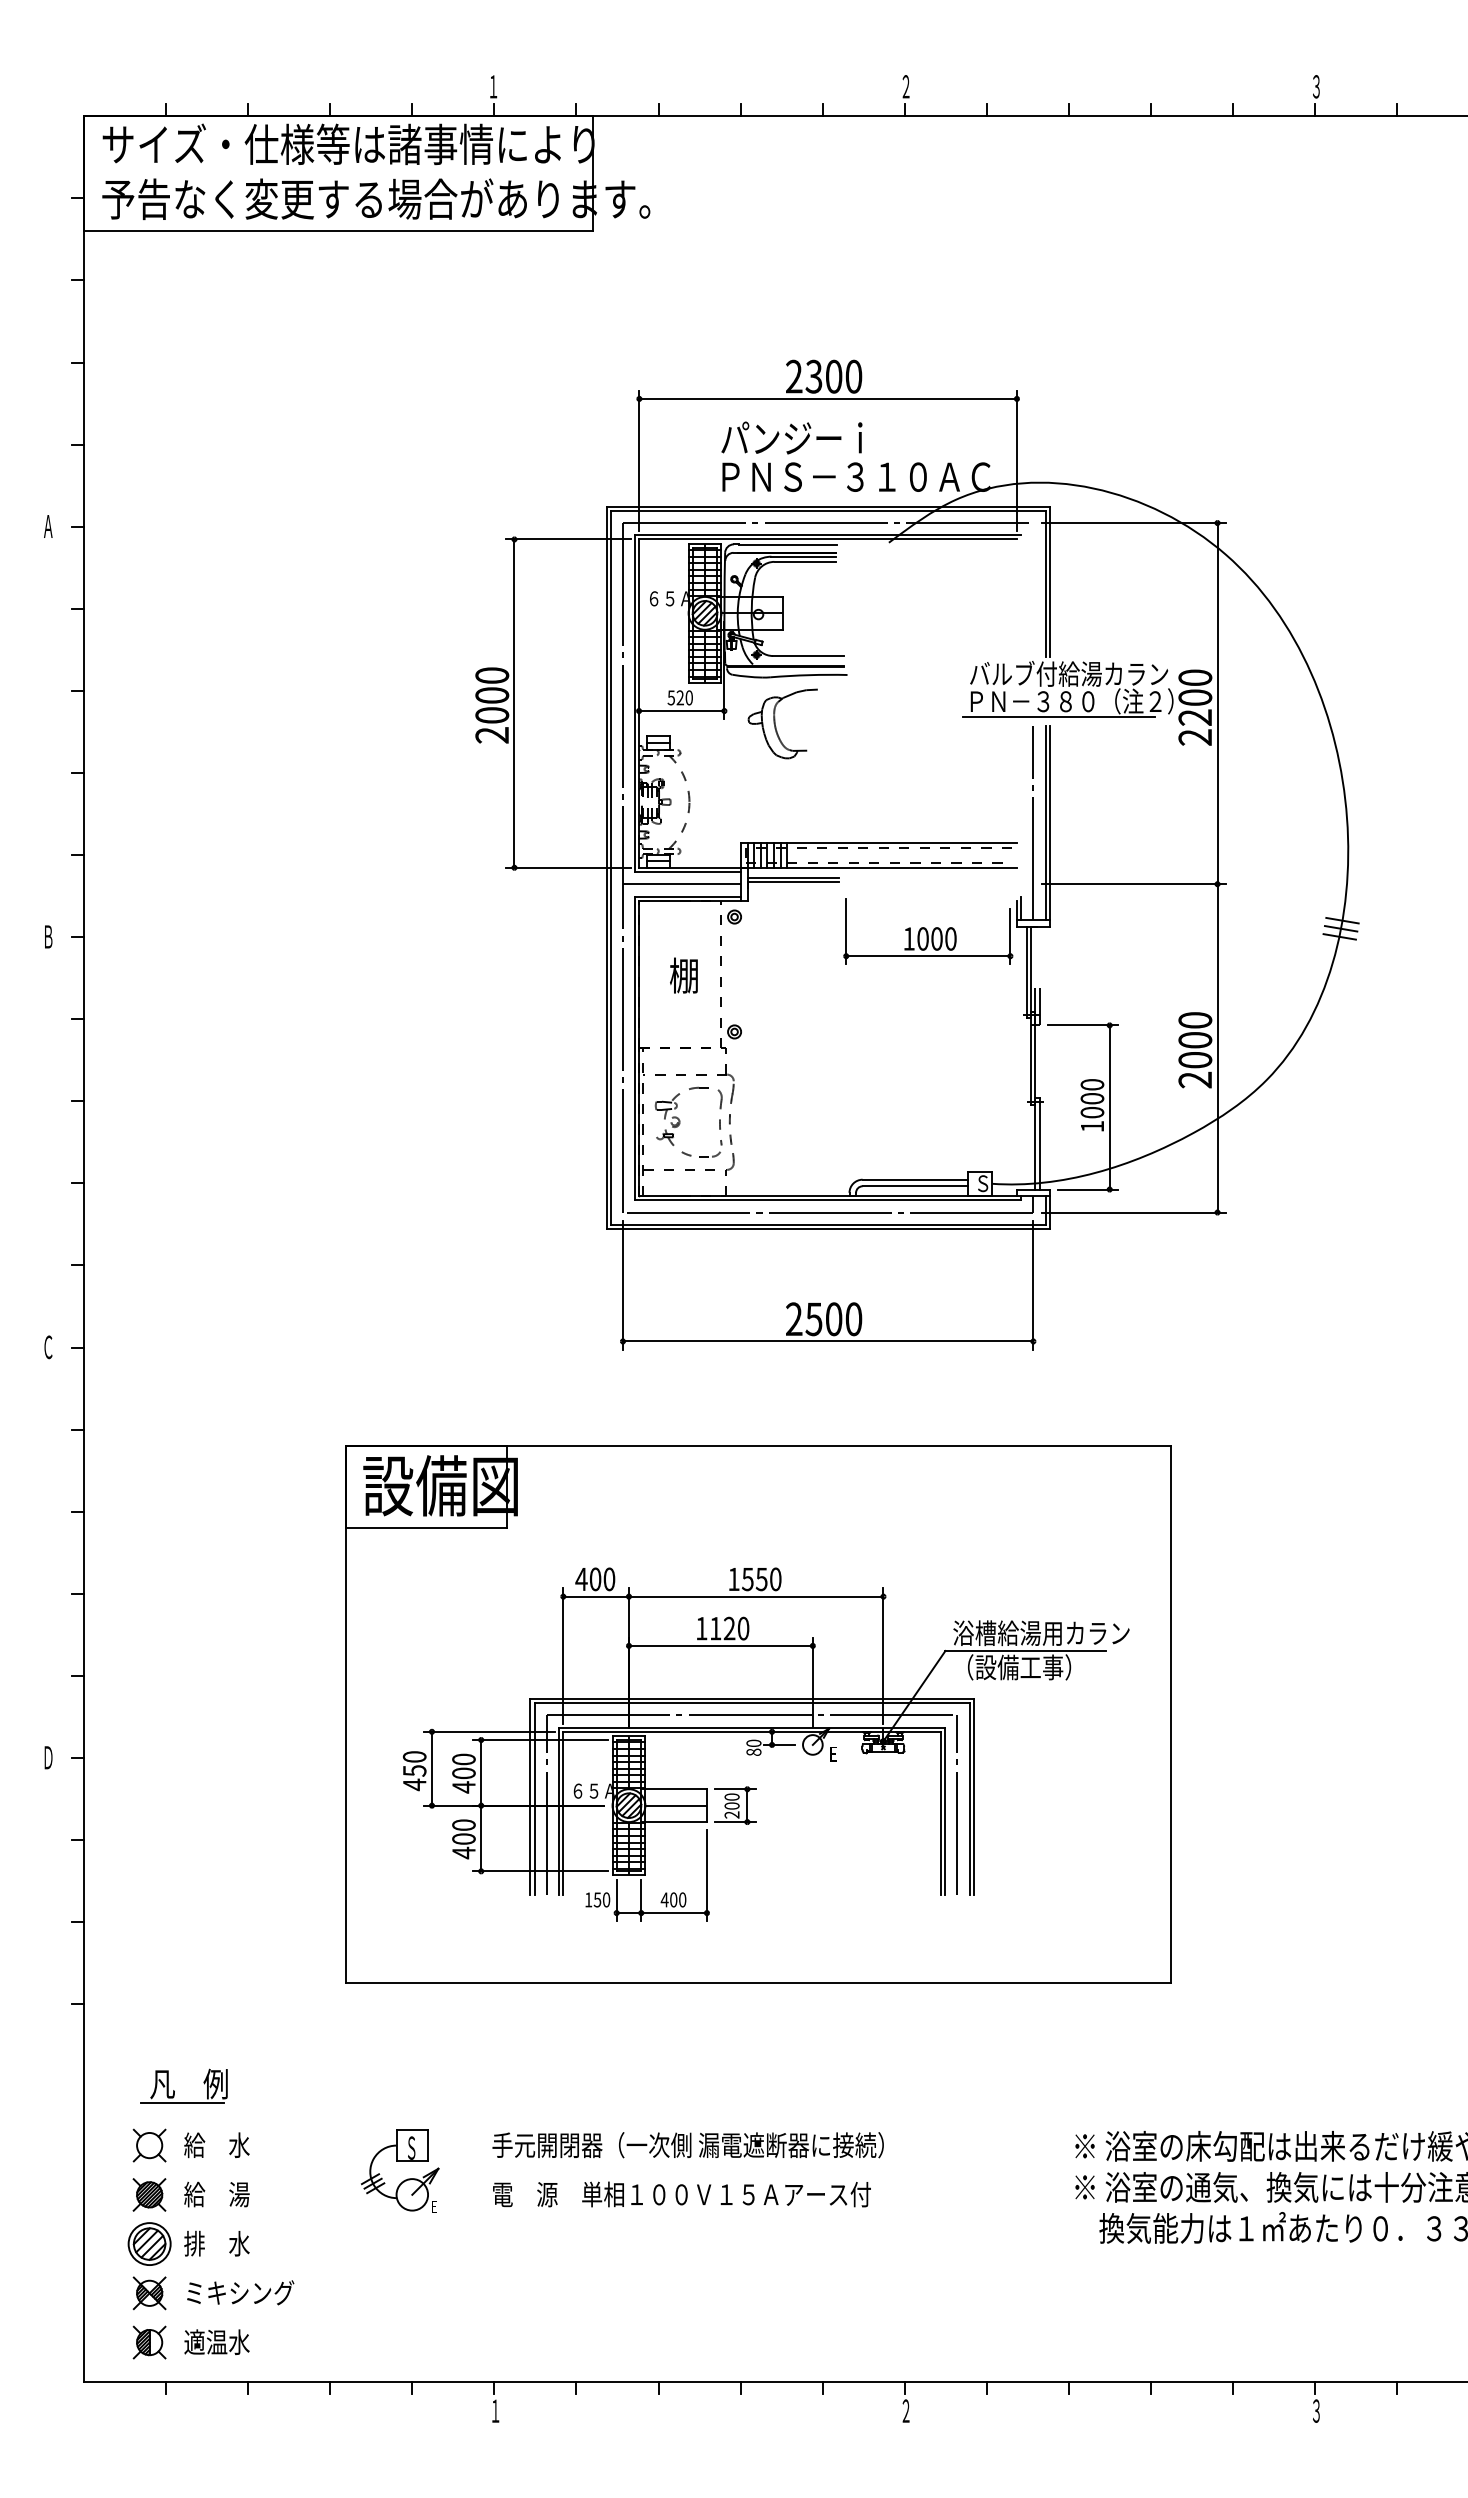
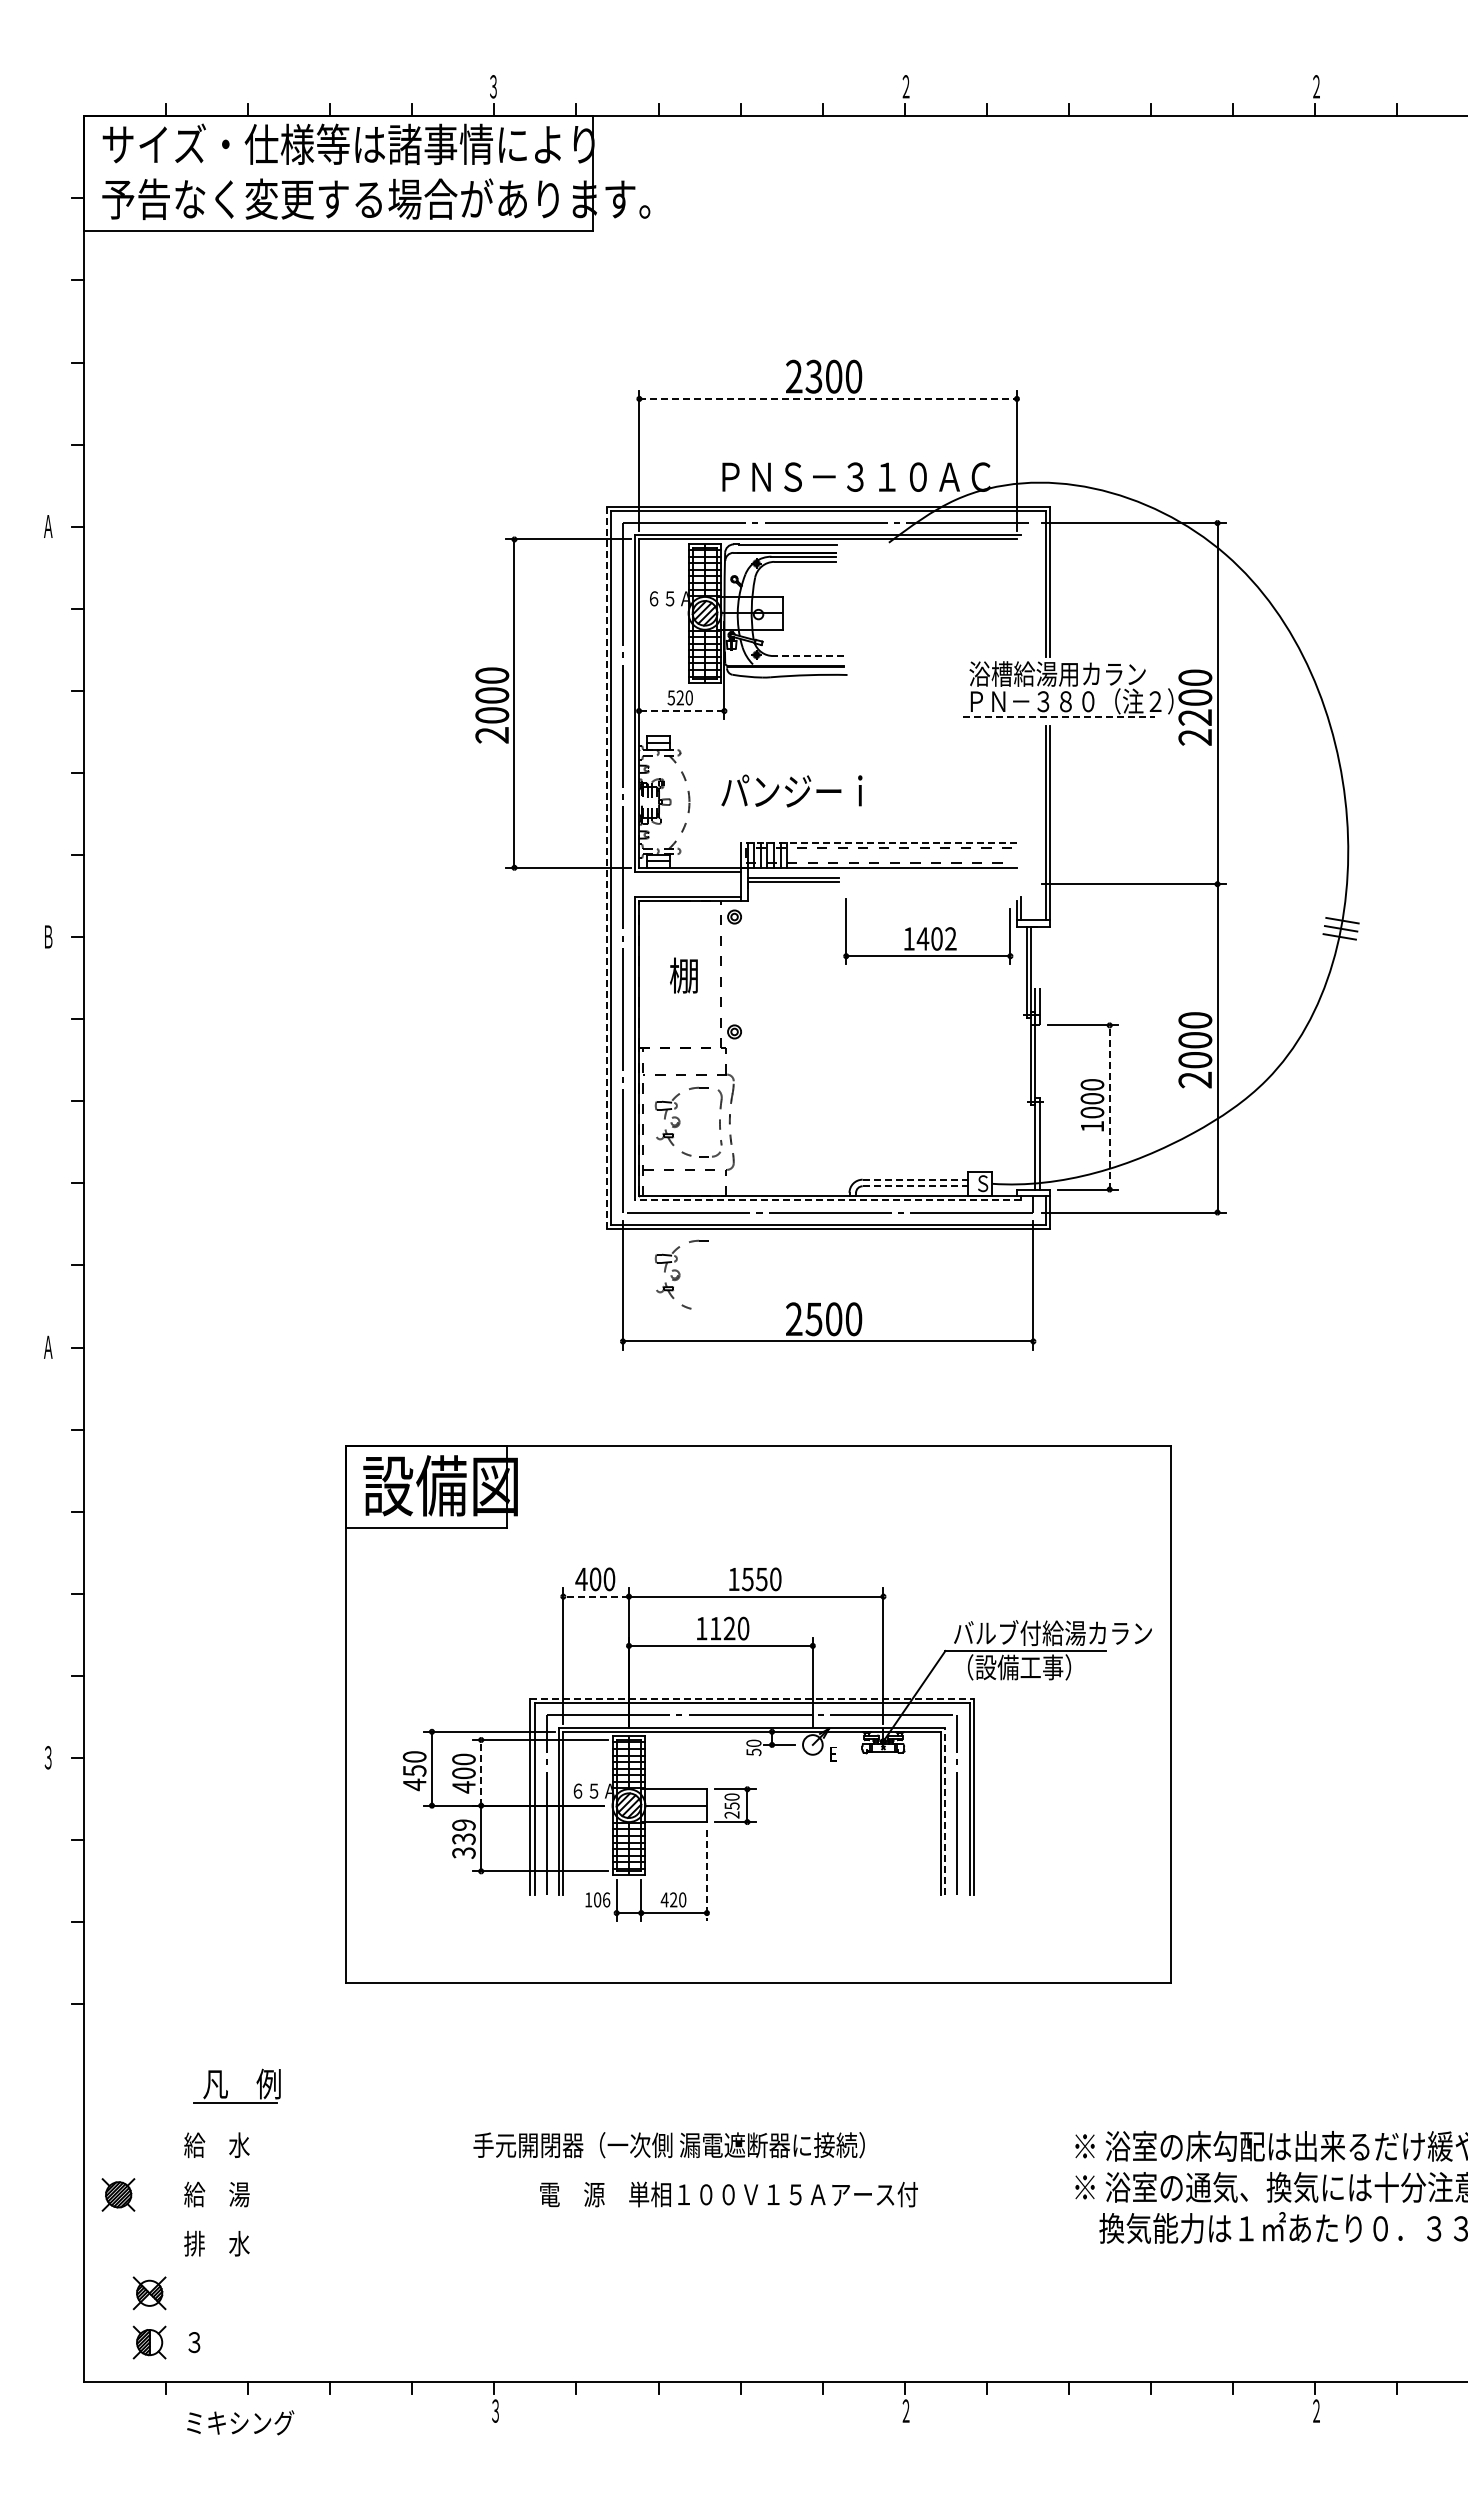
text: １ -> ３ (493, 86)
text: ３ -> ２ (1316, 87)
line: solid -> dashed (828, 398)
text position: (791, 437) -> (791, 790) (791, 790)
line: solid -> dashed (808, 656)
text: バルブ付給湯カラン -> 浴槽給湯用カラン (1068, 673)
line: solid -> dashed (681, 711)
line: solid -> dashed (1059, 716)
part: present -> none (776, 726)
line: present -> none (1033, 822)
line: solid -> dashed (879, 843)
line: solid -> dashed (606, 867)
line: present -> none (681, 884)
text: 1000 -> 1402 (936, 938)
line: solid -> dashed (1109, 1106)
line: solid -> dashed (915, 1179)
line: solid -> dashed (915, 1186)
line: solid -> dashed (828, 1200)
part: none -> present (681, 1274)
text: Ｃ -> Ａ (48, 1347)
line: solid -> dashed (596, 1596)
text: 浴槽給湯用カラン -> バルブ付給湯カラン (1052, 1633)
line: solid -> dashed (752, 1698)
text: 80 -> 50 (753, 1752)
text: Ｄ -> ３ (48, 1757)
line: solid -> dashed (481, 1772)
text: 200 -> 250 (731, 1805)
line: solid -> dashed (945, 1810)
text: 400 -> 339 (463, 1839)
line: solid -> dashed (706, 1876)
text: 150 -> 106 (601, 1899)
text: 400 -> 420 (673, 1899)
part position: (174, 2090) -> (227, 2090) (227, 2090)
part: present -> none (149, 2145)
text position: (687, 2145) -> (668, 2145) (668, 2145)
part: present -> none (400, 2161)
part position: (149, 2194) -> (118, 2194) (118, 2194)
text position: (681, 2194) -> (728, 2194) (728, 2194)
part: present -> none (149, 2243)
text position: (240, 2292) -> (240, 2422) (240, 2422)
text: 適温水 -> ３ (216, 2342)
text: １ -> ３ (495, 2410)
text: ３ -> ２ (1316, 2411)
